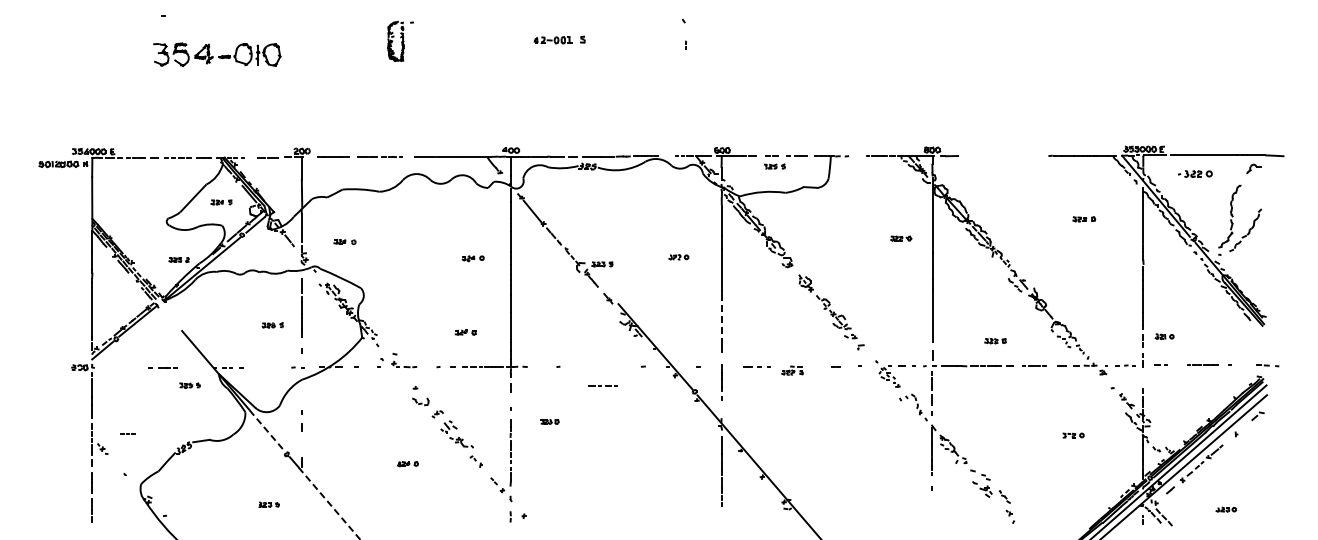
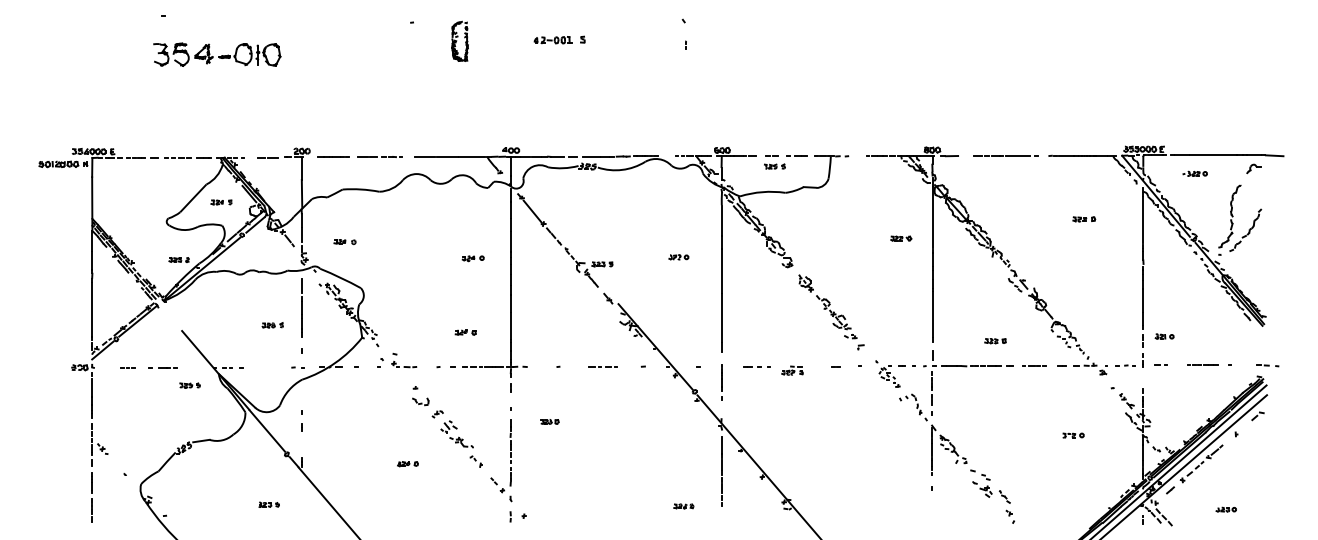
part position: (395, 40) -> (459, 40) (459, 40)
line: none -> present (1005, 155)
part size: 35x8 px -> 26x7 px (1194, 173)
line: dashed -> solid (721, 318)
line position: (601, 385) -> (601, 366) (601, 366)
line: dashed -> solid (267, 431)
line position: (127, 433) -> (127, 367) (127, 367)
line: dashed -> solid (329, 503)
part: none -> present (683, 506)
